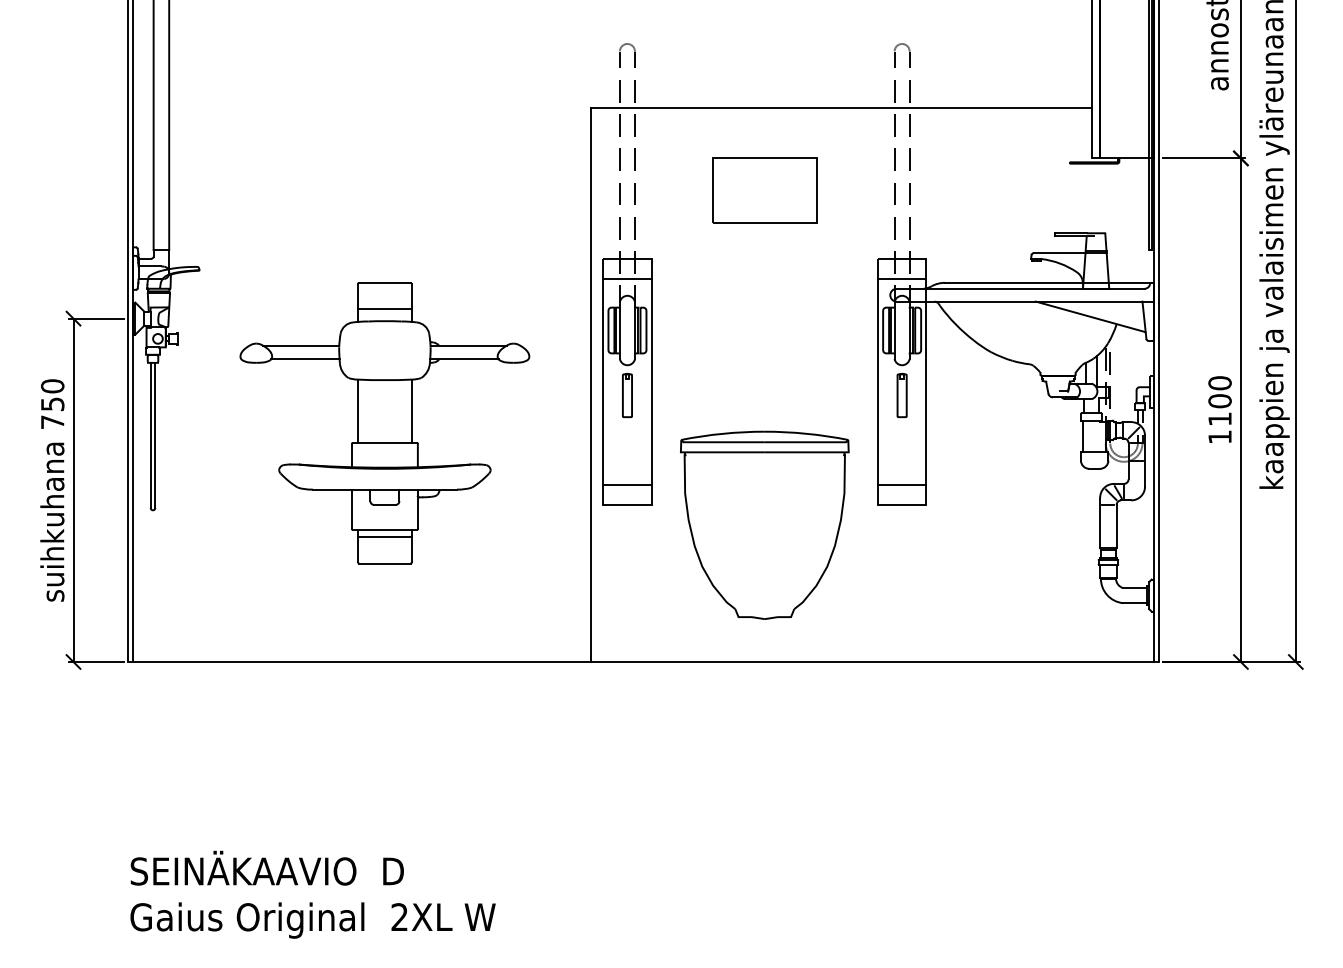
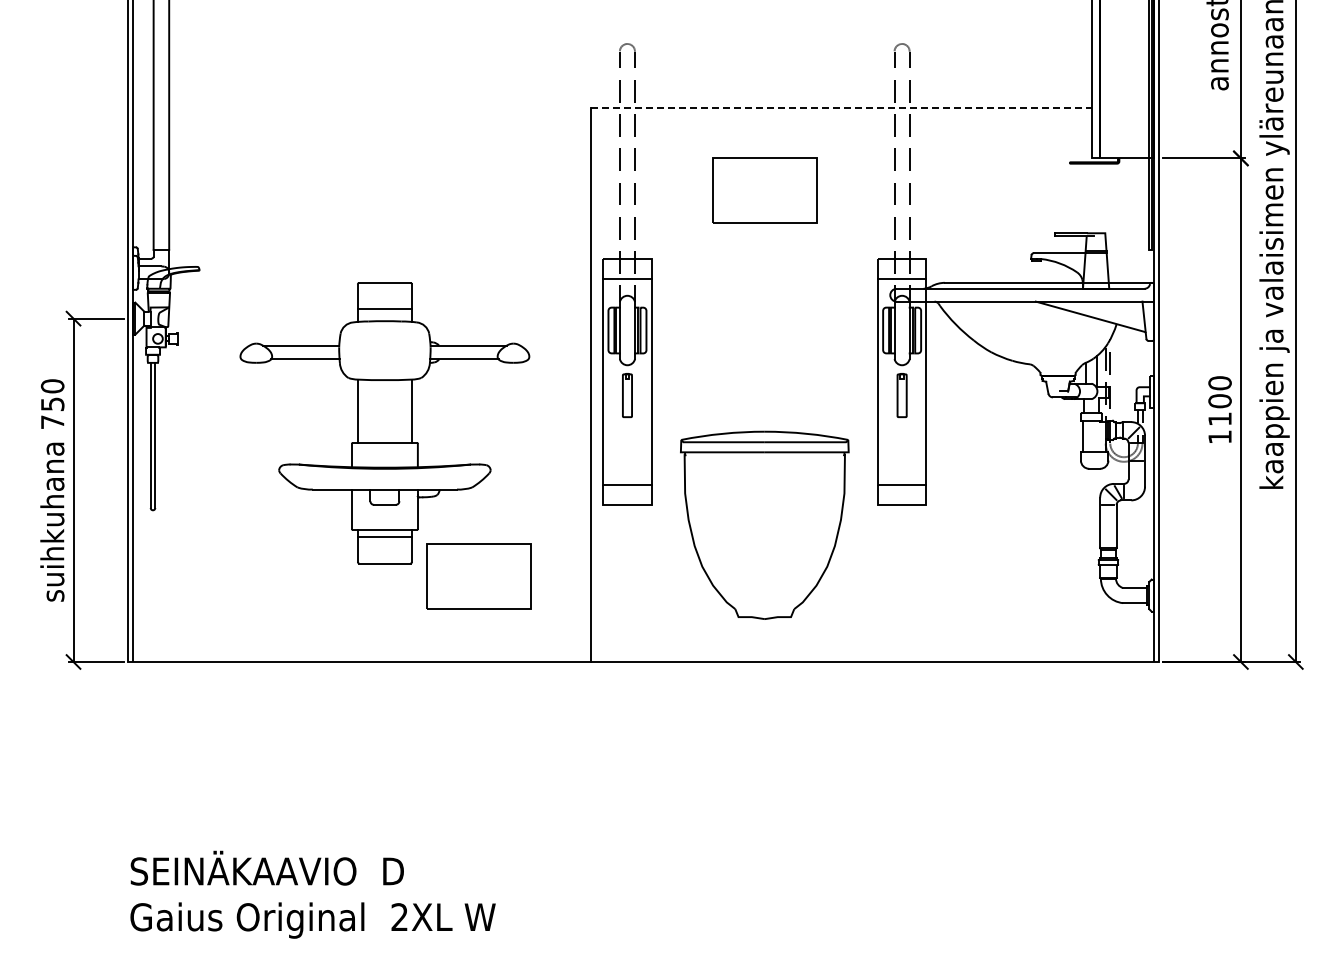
line: solid -> dashed (841, 108)
part: none -> present (478, 576)
